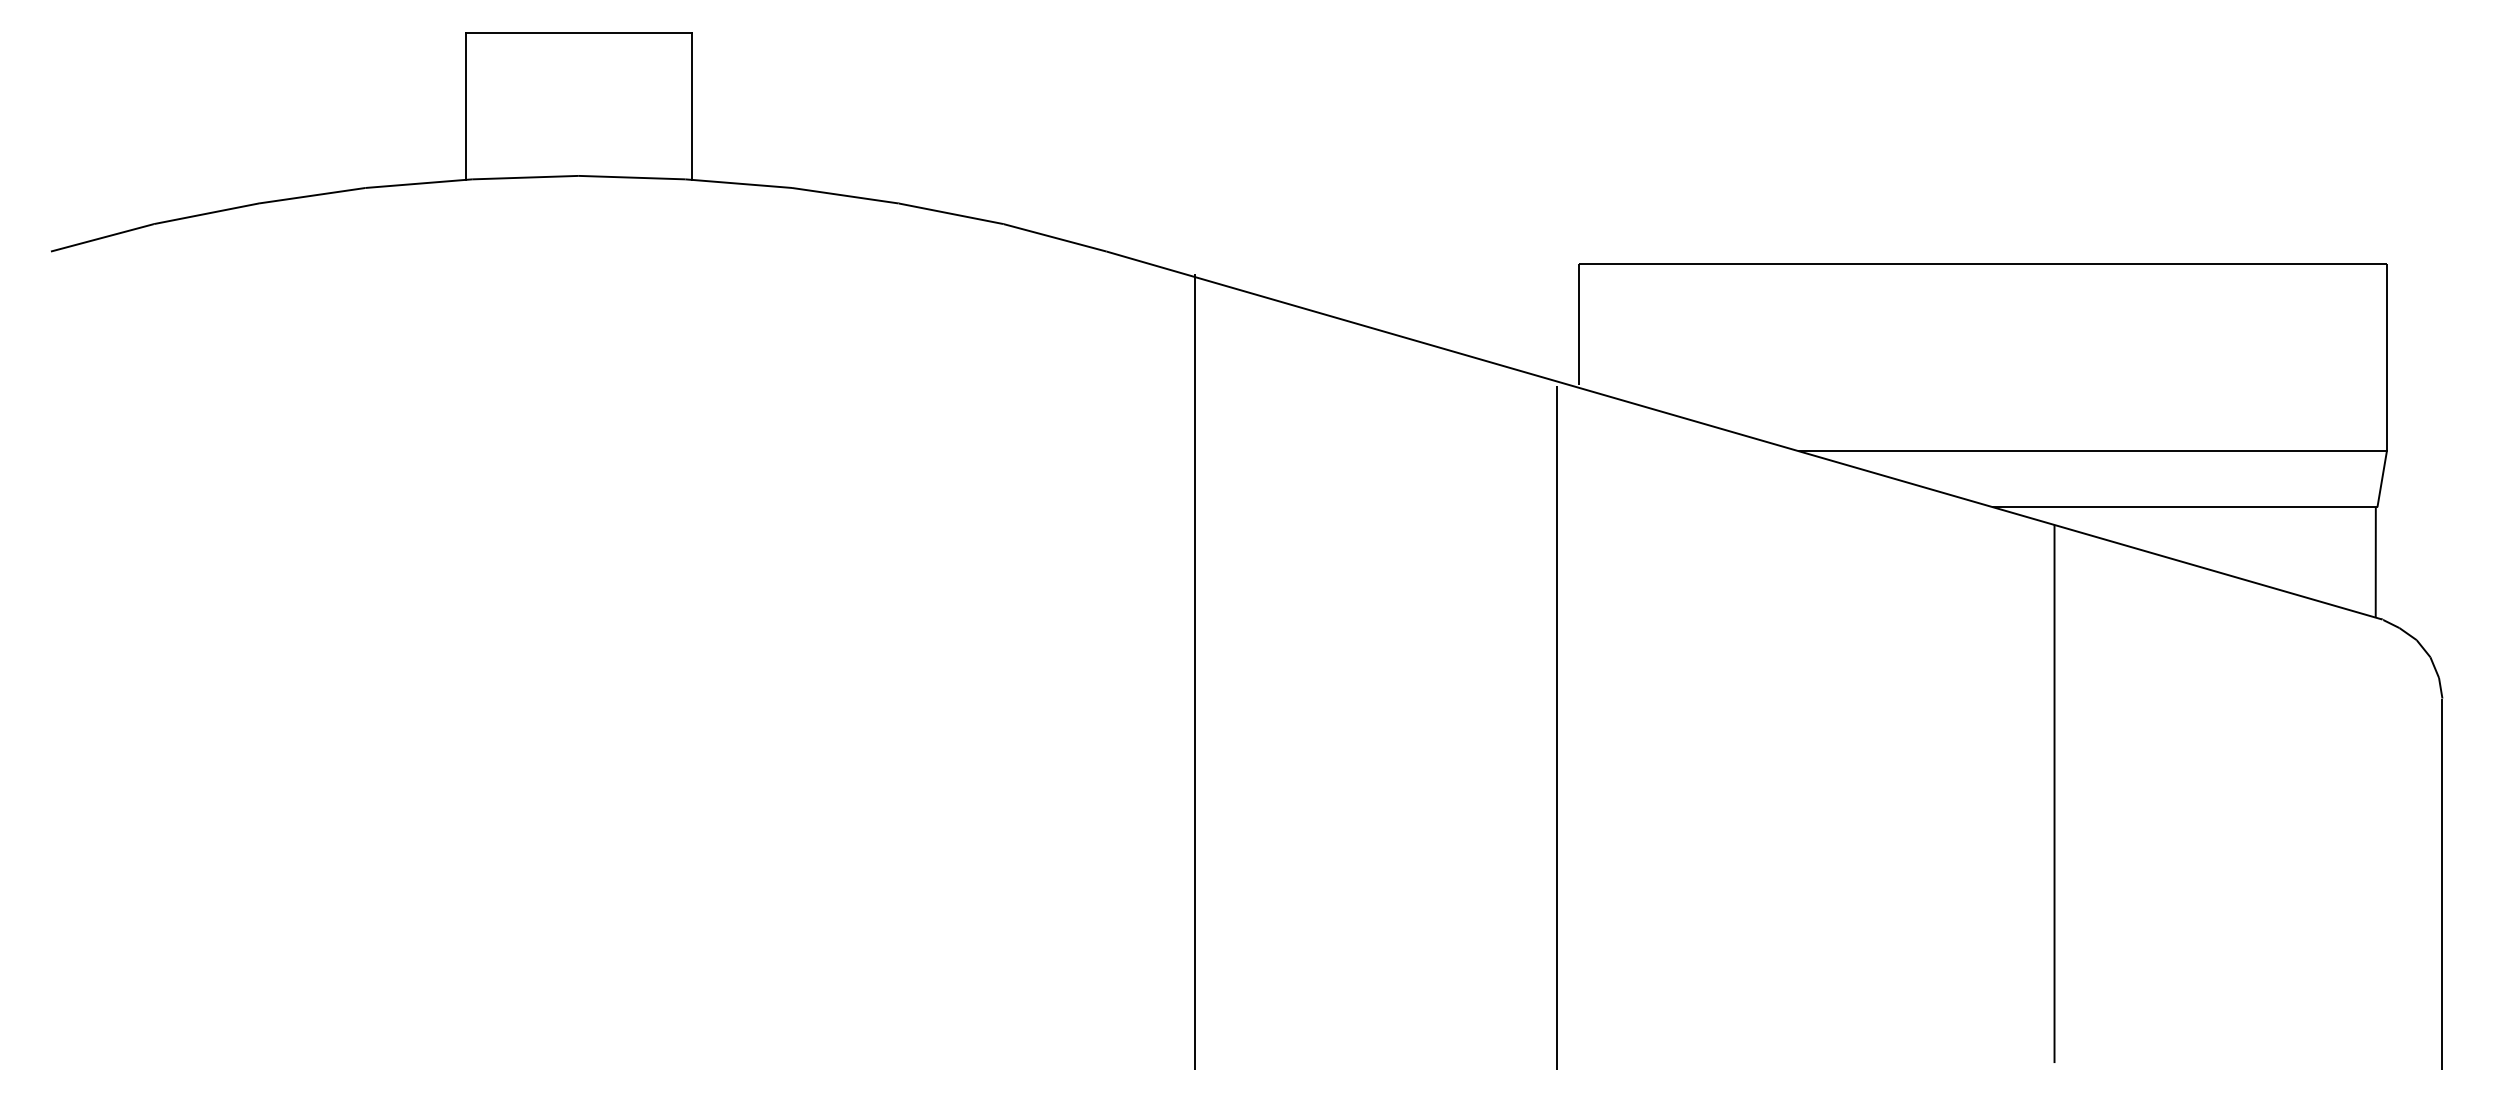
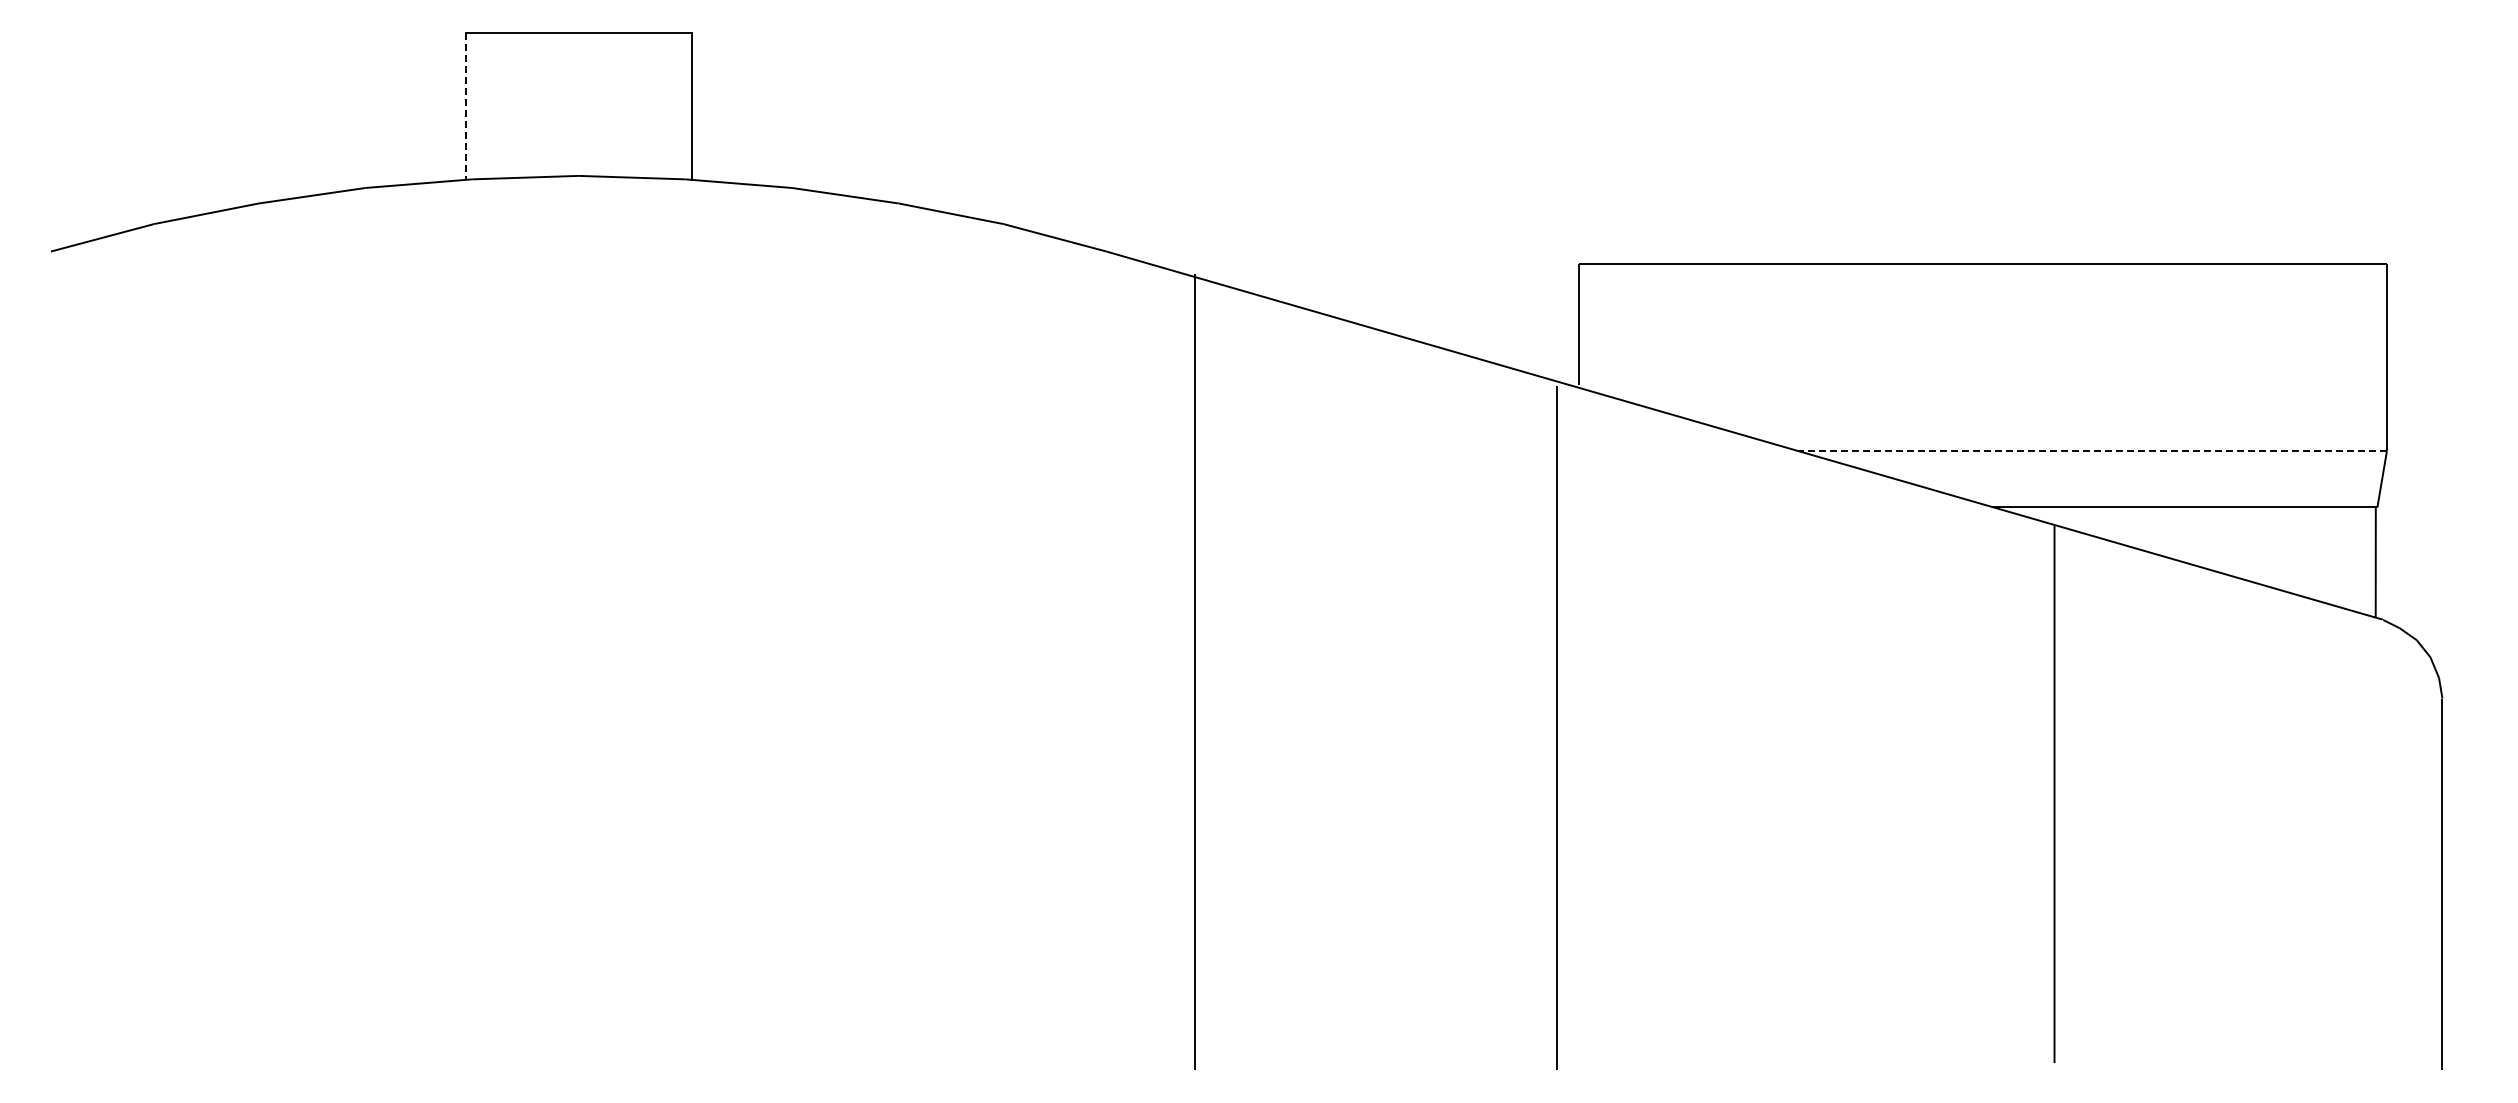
line: solid -> dashed (465, 106)
line: solid -> dashed (2093, 451)
